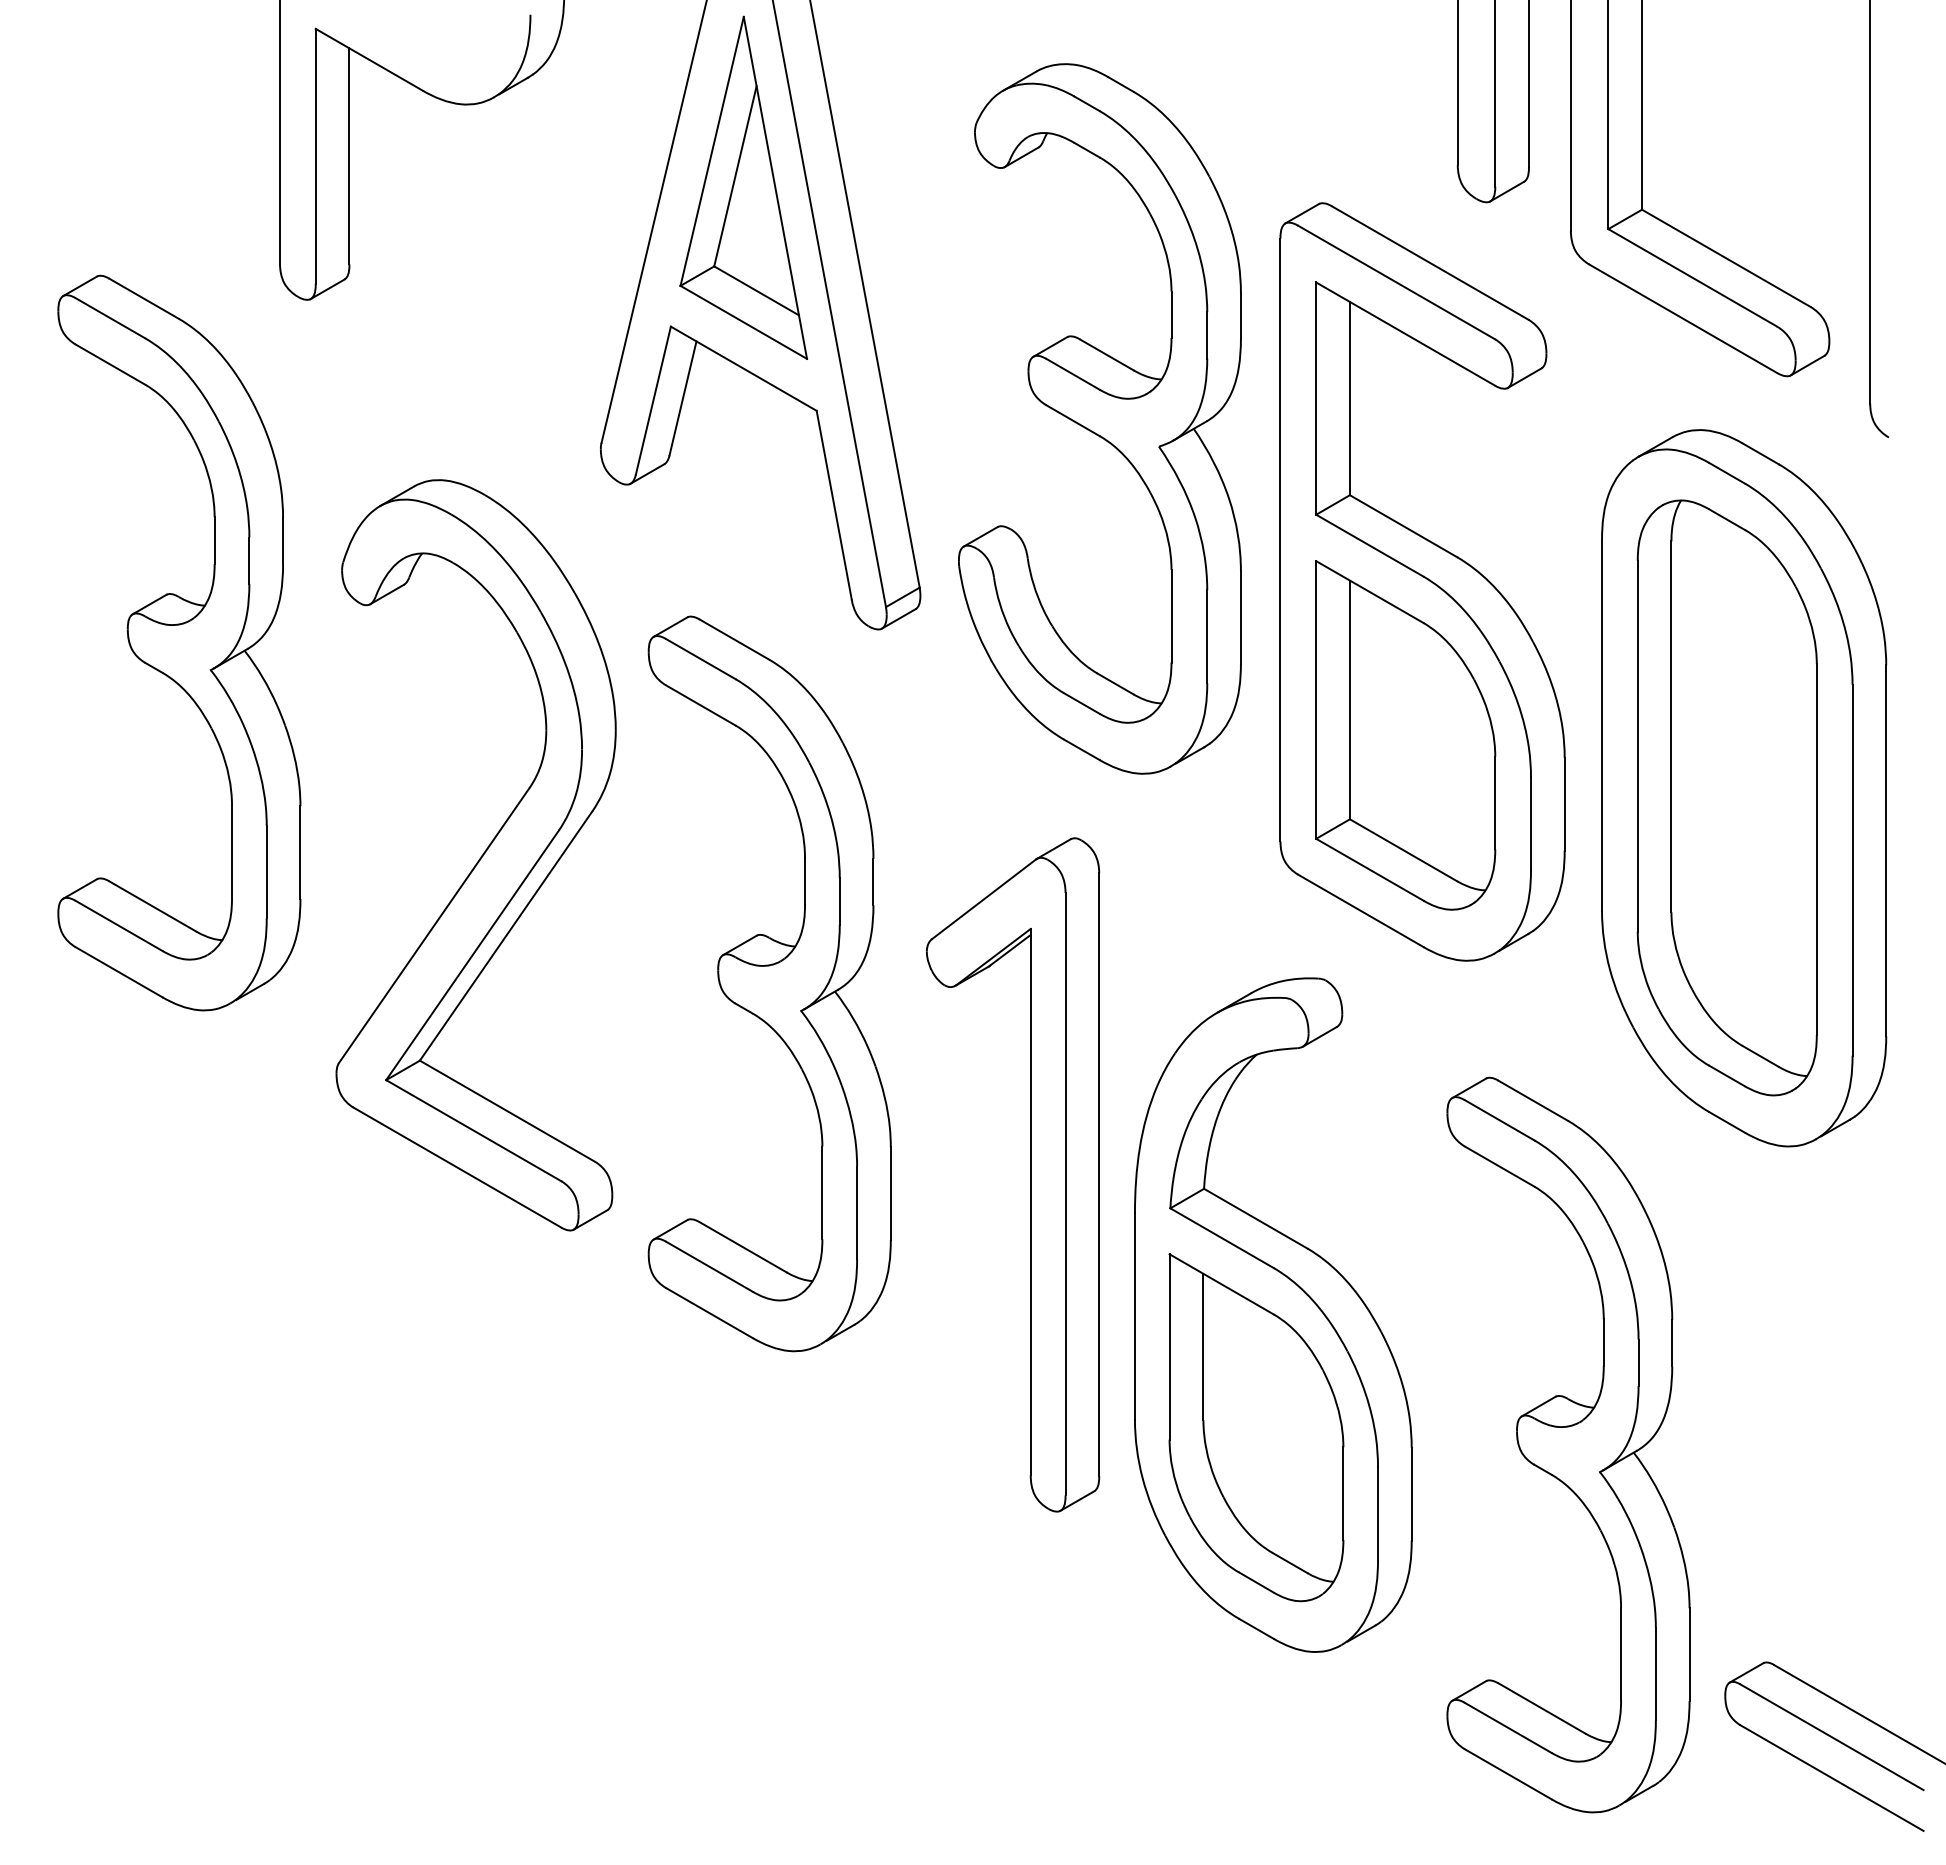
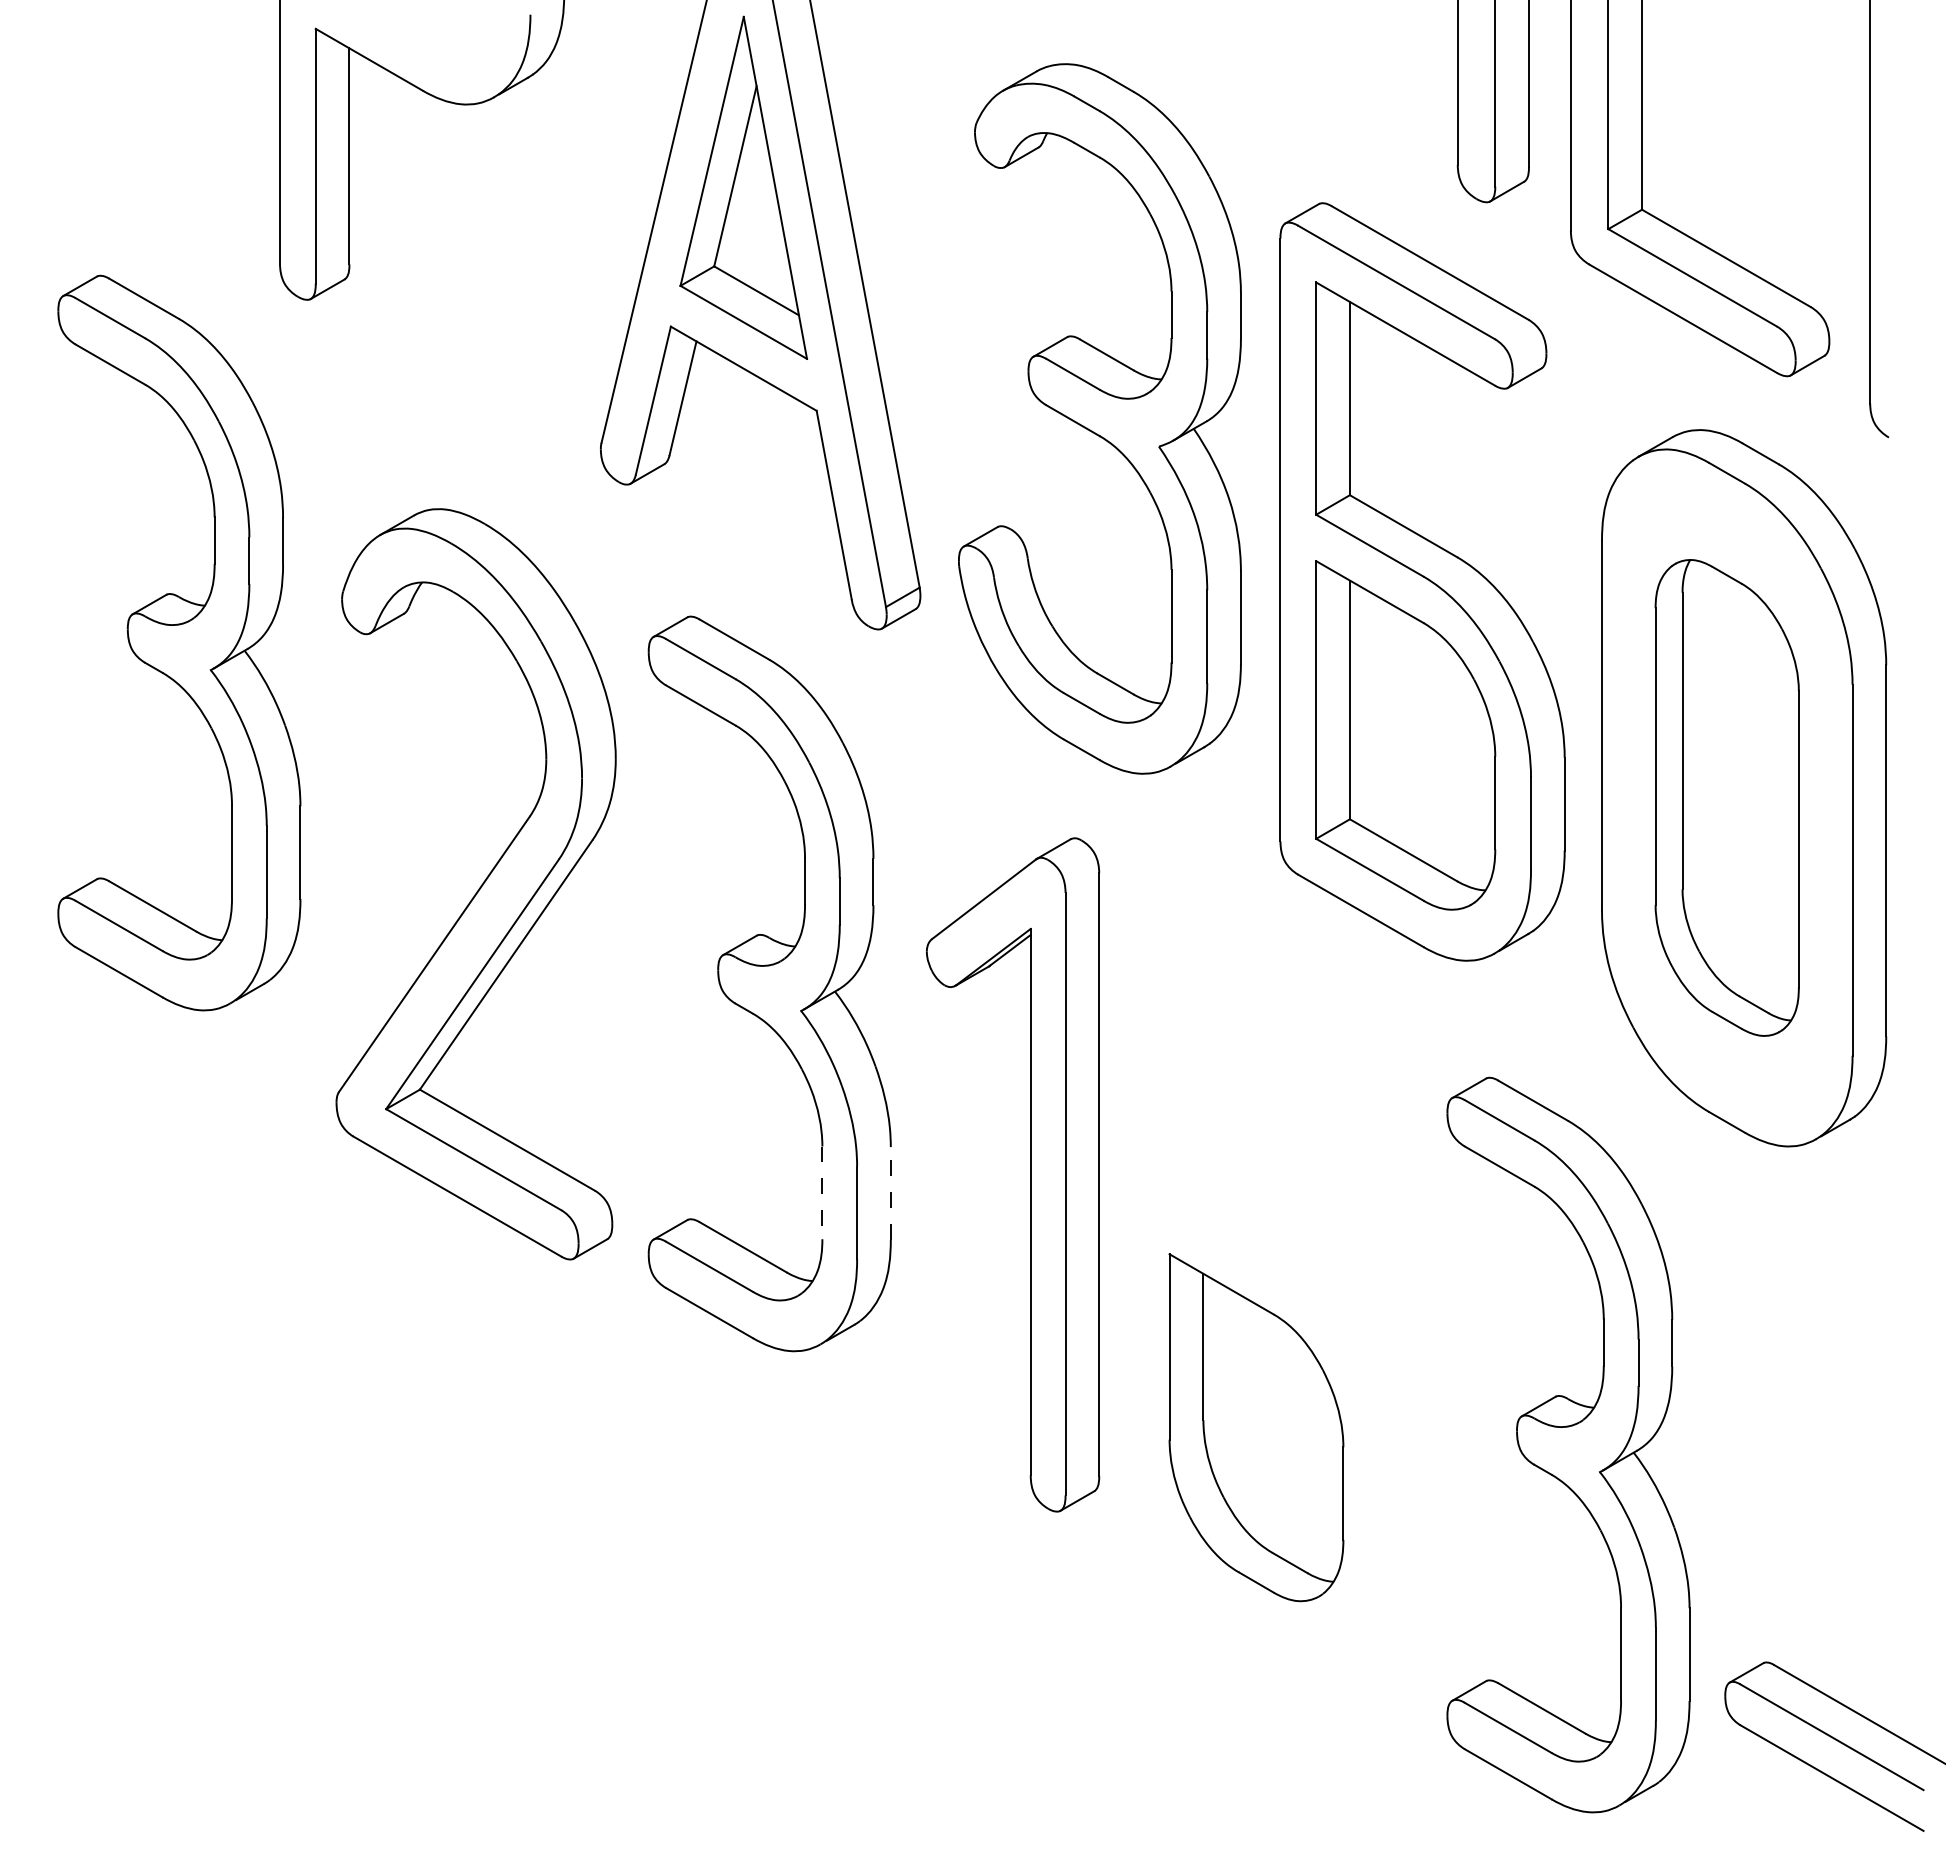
part size: 182x598 px -> 146x478 px (1726, 797)
part position: (475, 855) -> (475, 884) (475, 884)
line: solid -> dashed (890, 1192)
line: solid -> dashed (822, 1193)
part: present -> none (1273, 1314)
